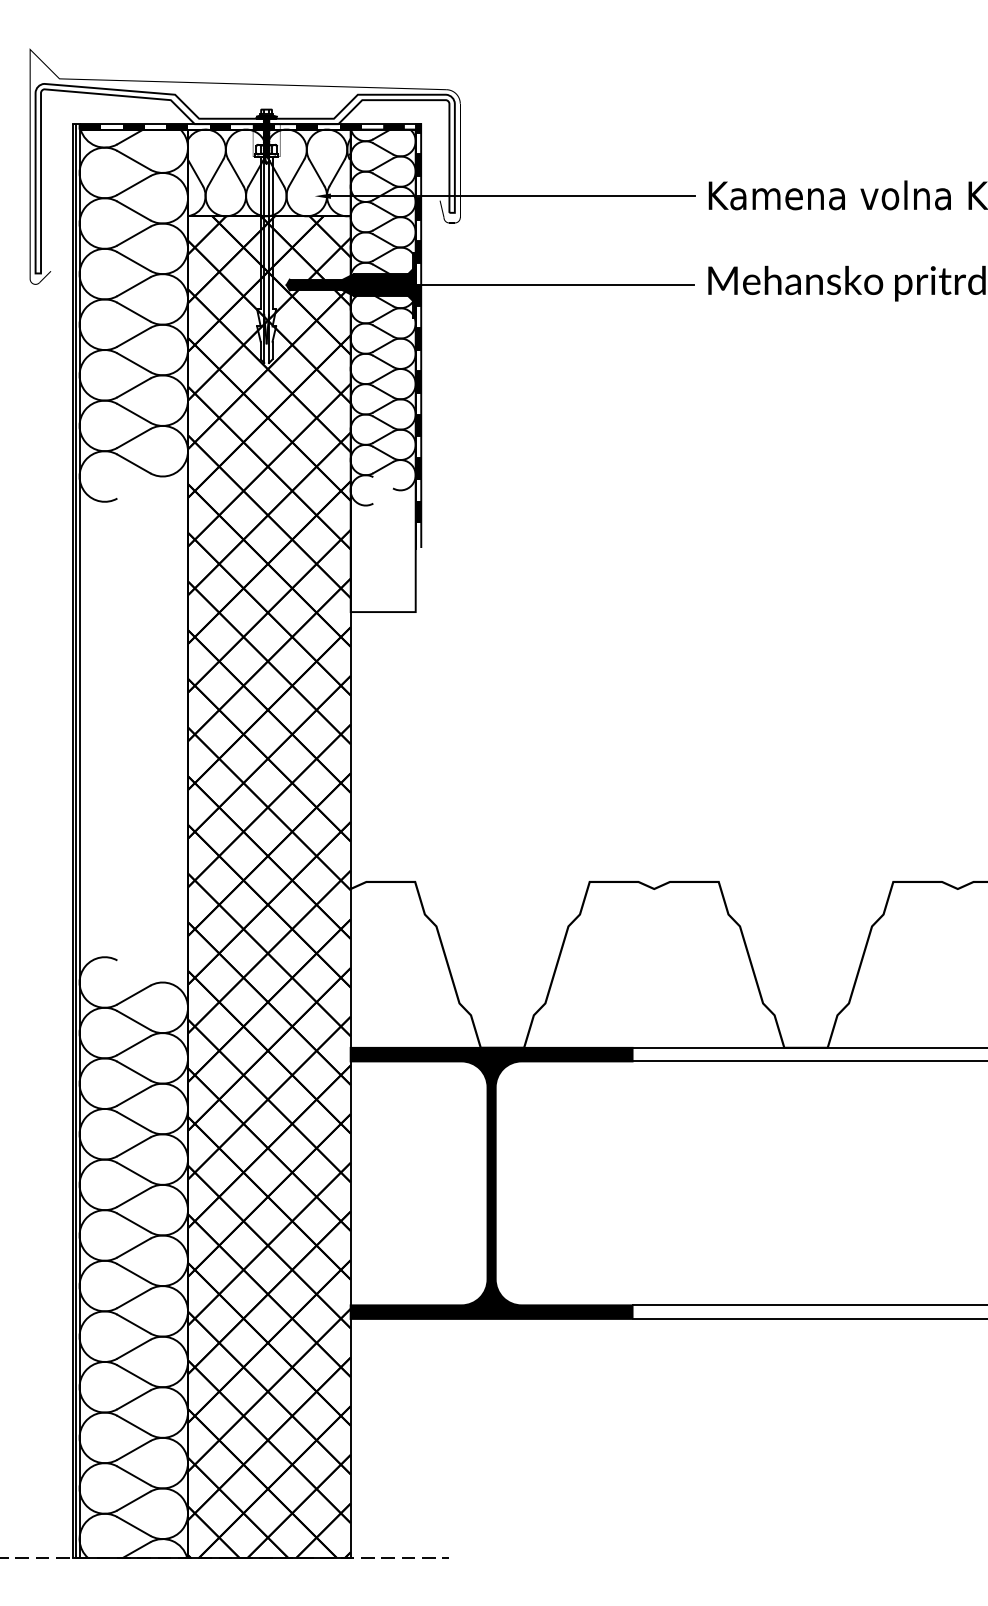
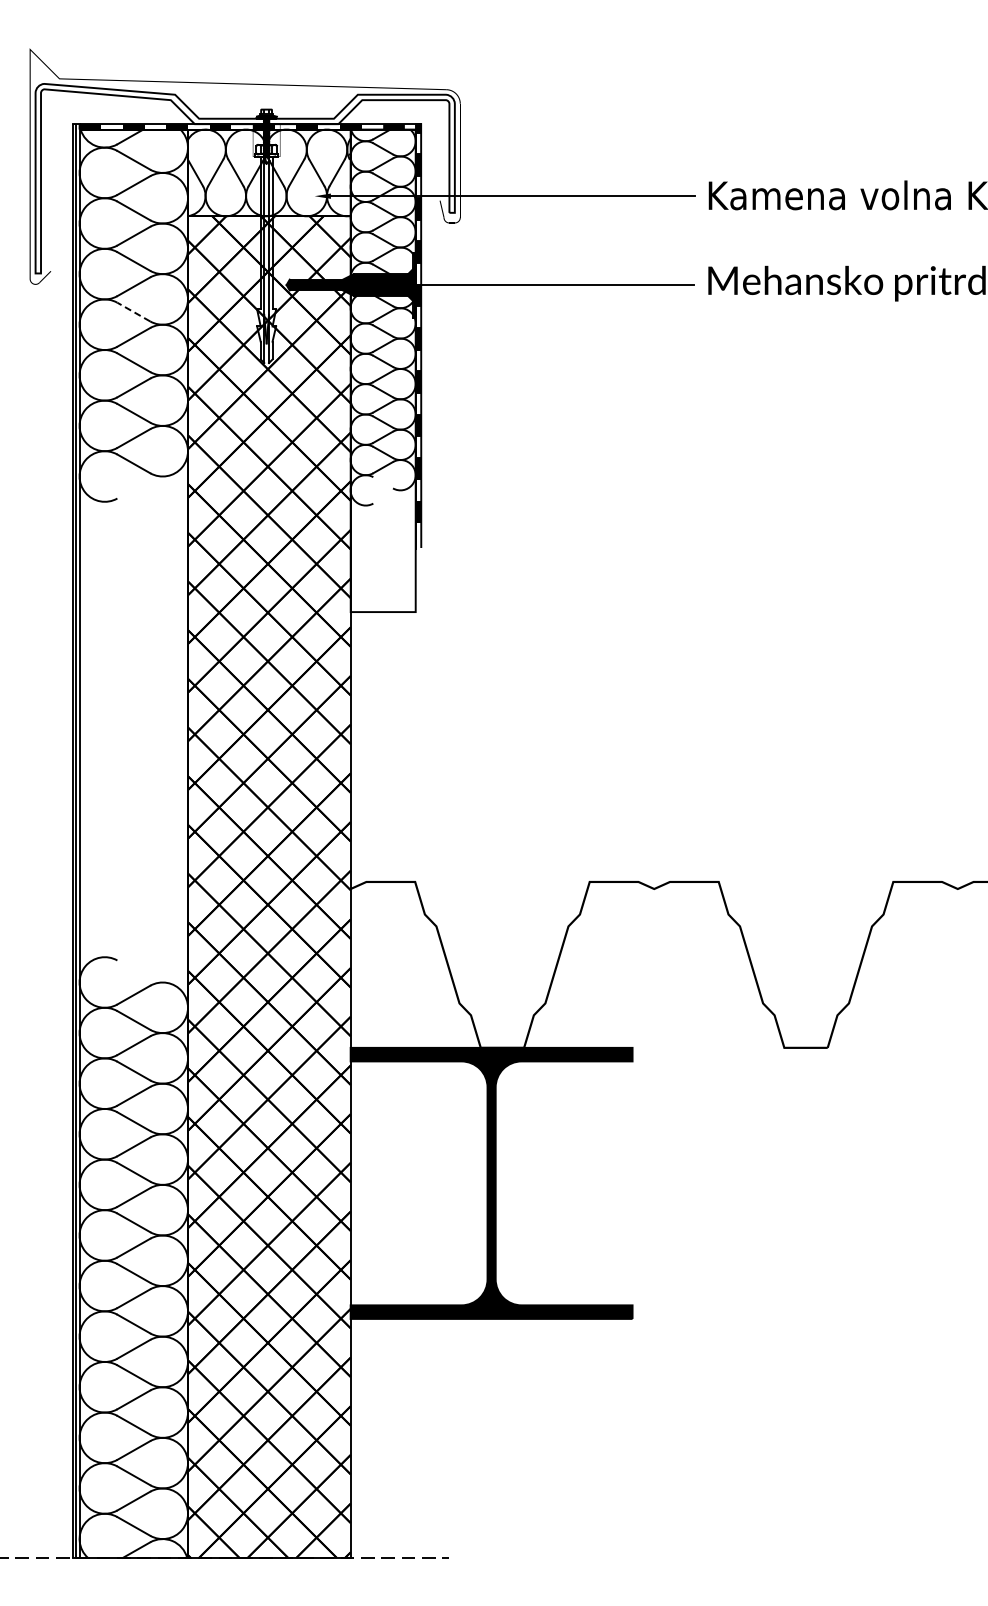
line: solid -> dashed (133, 312)
line: present -> none (808, 1047)
line: present -> none (808, 1061)
line: present -> none (808, 1305)
line: present -> none (808, 1318)
